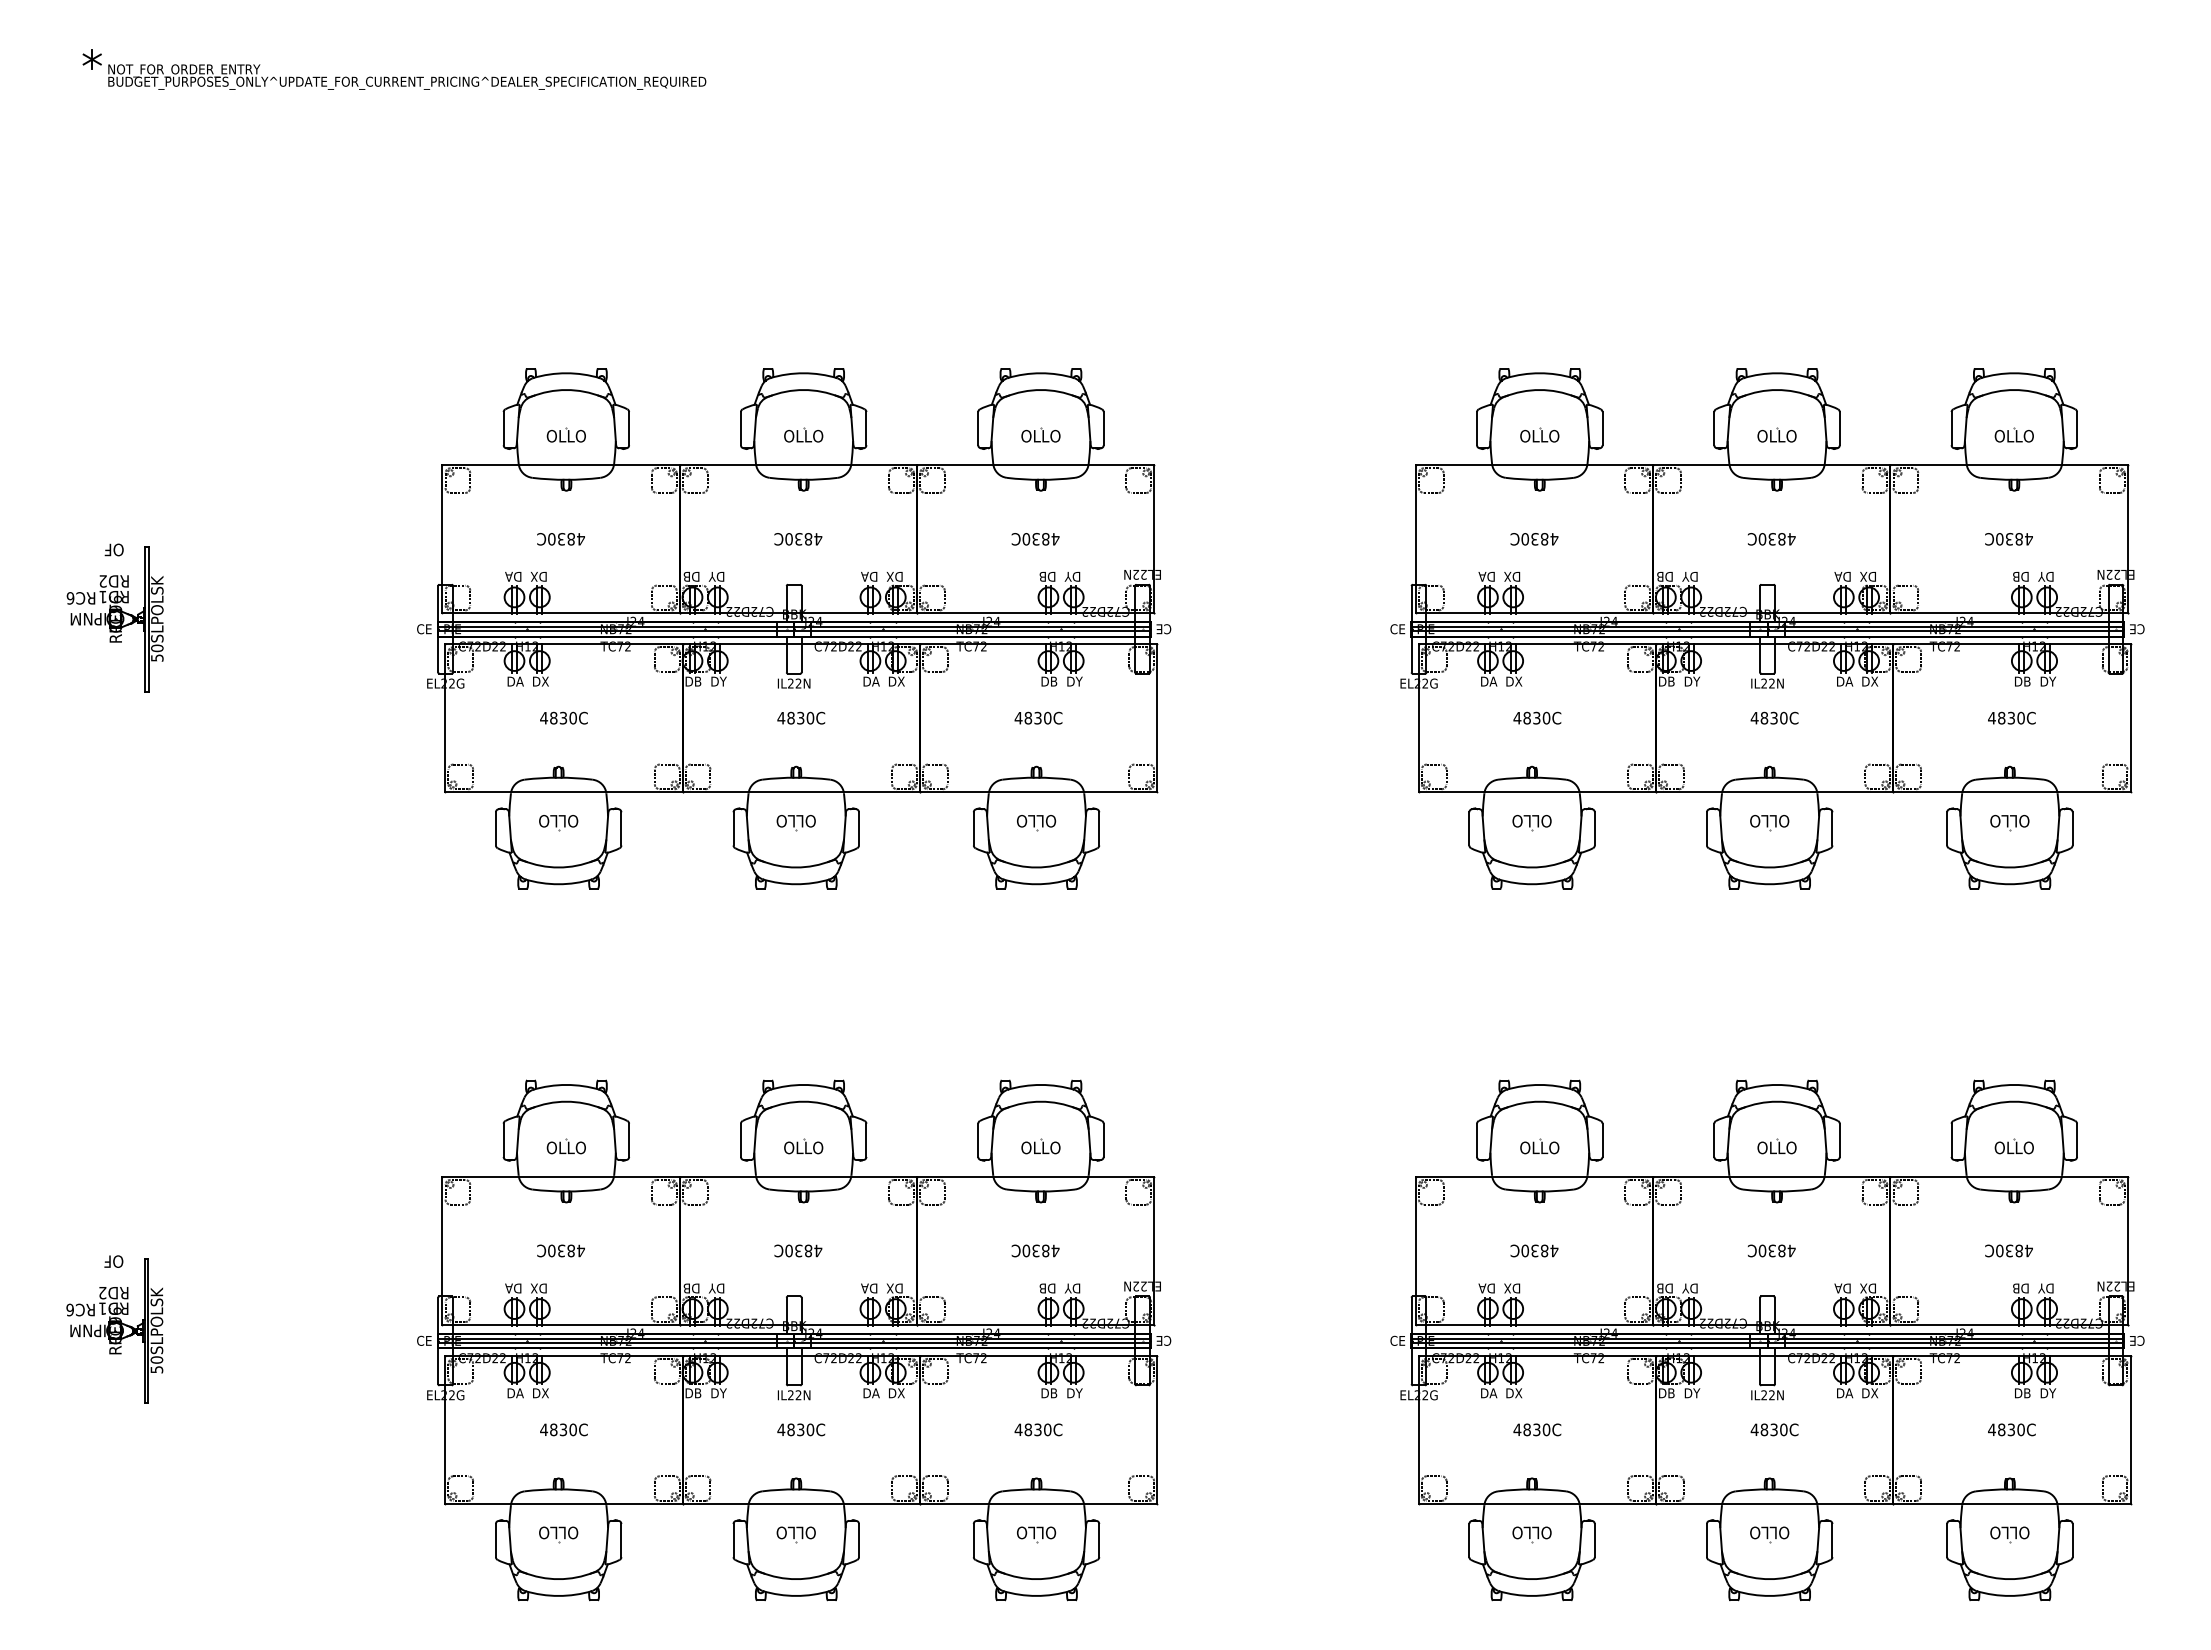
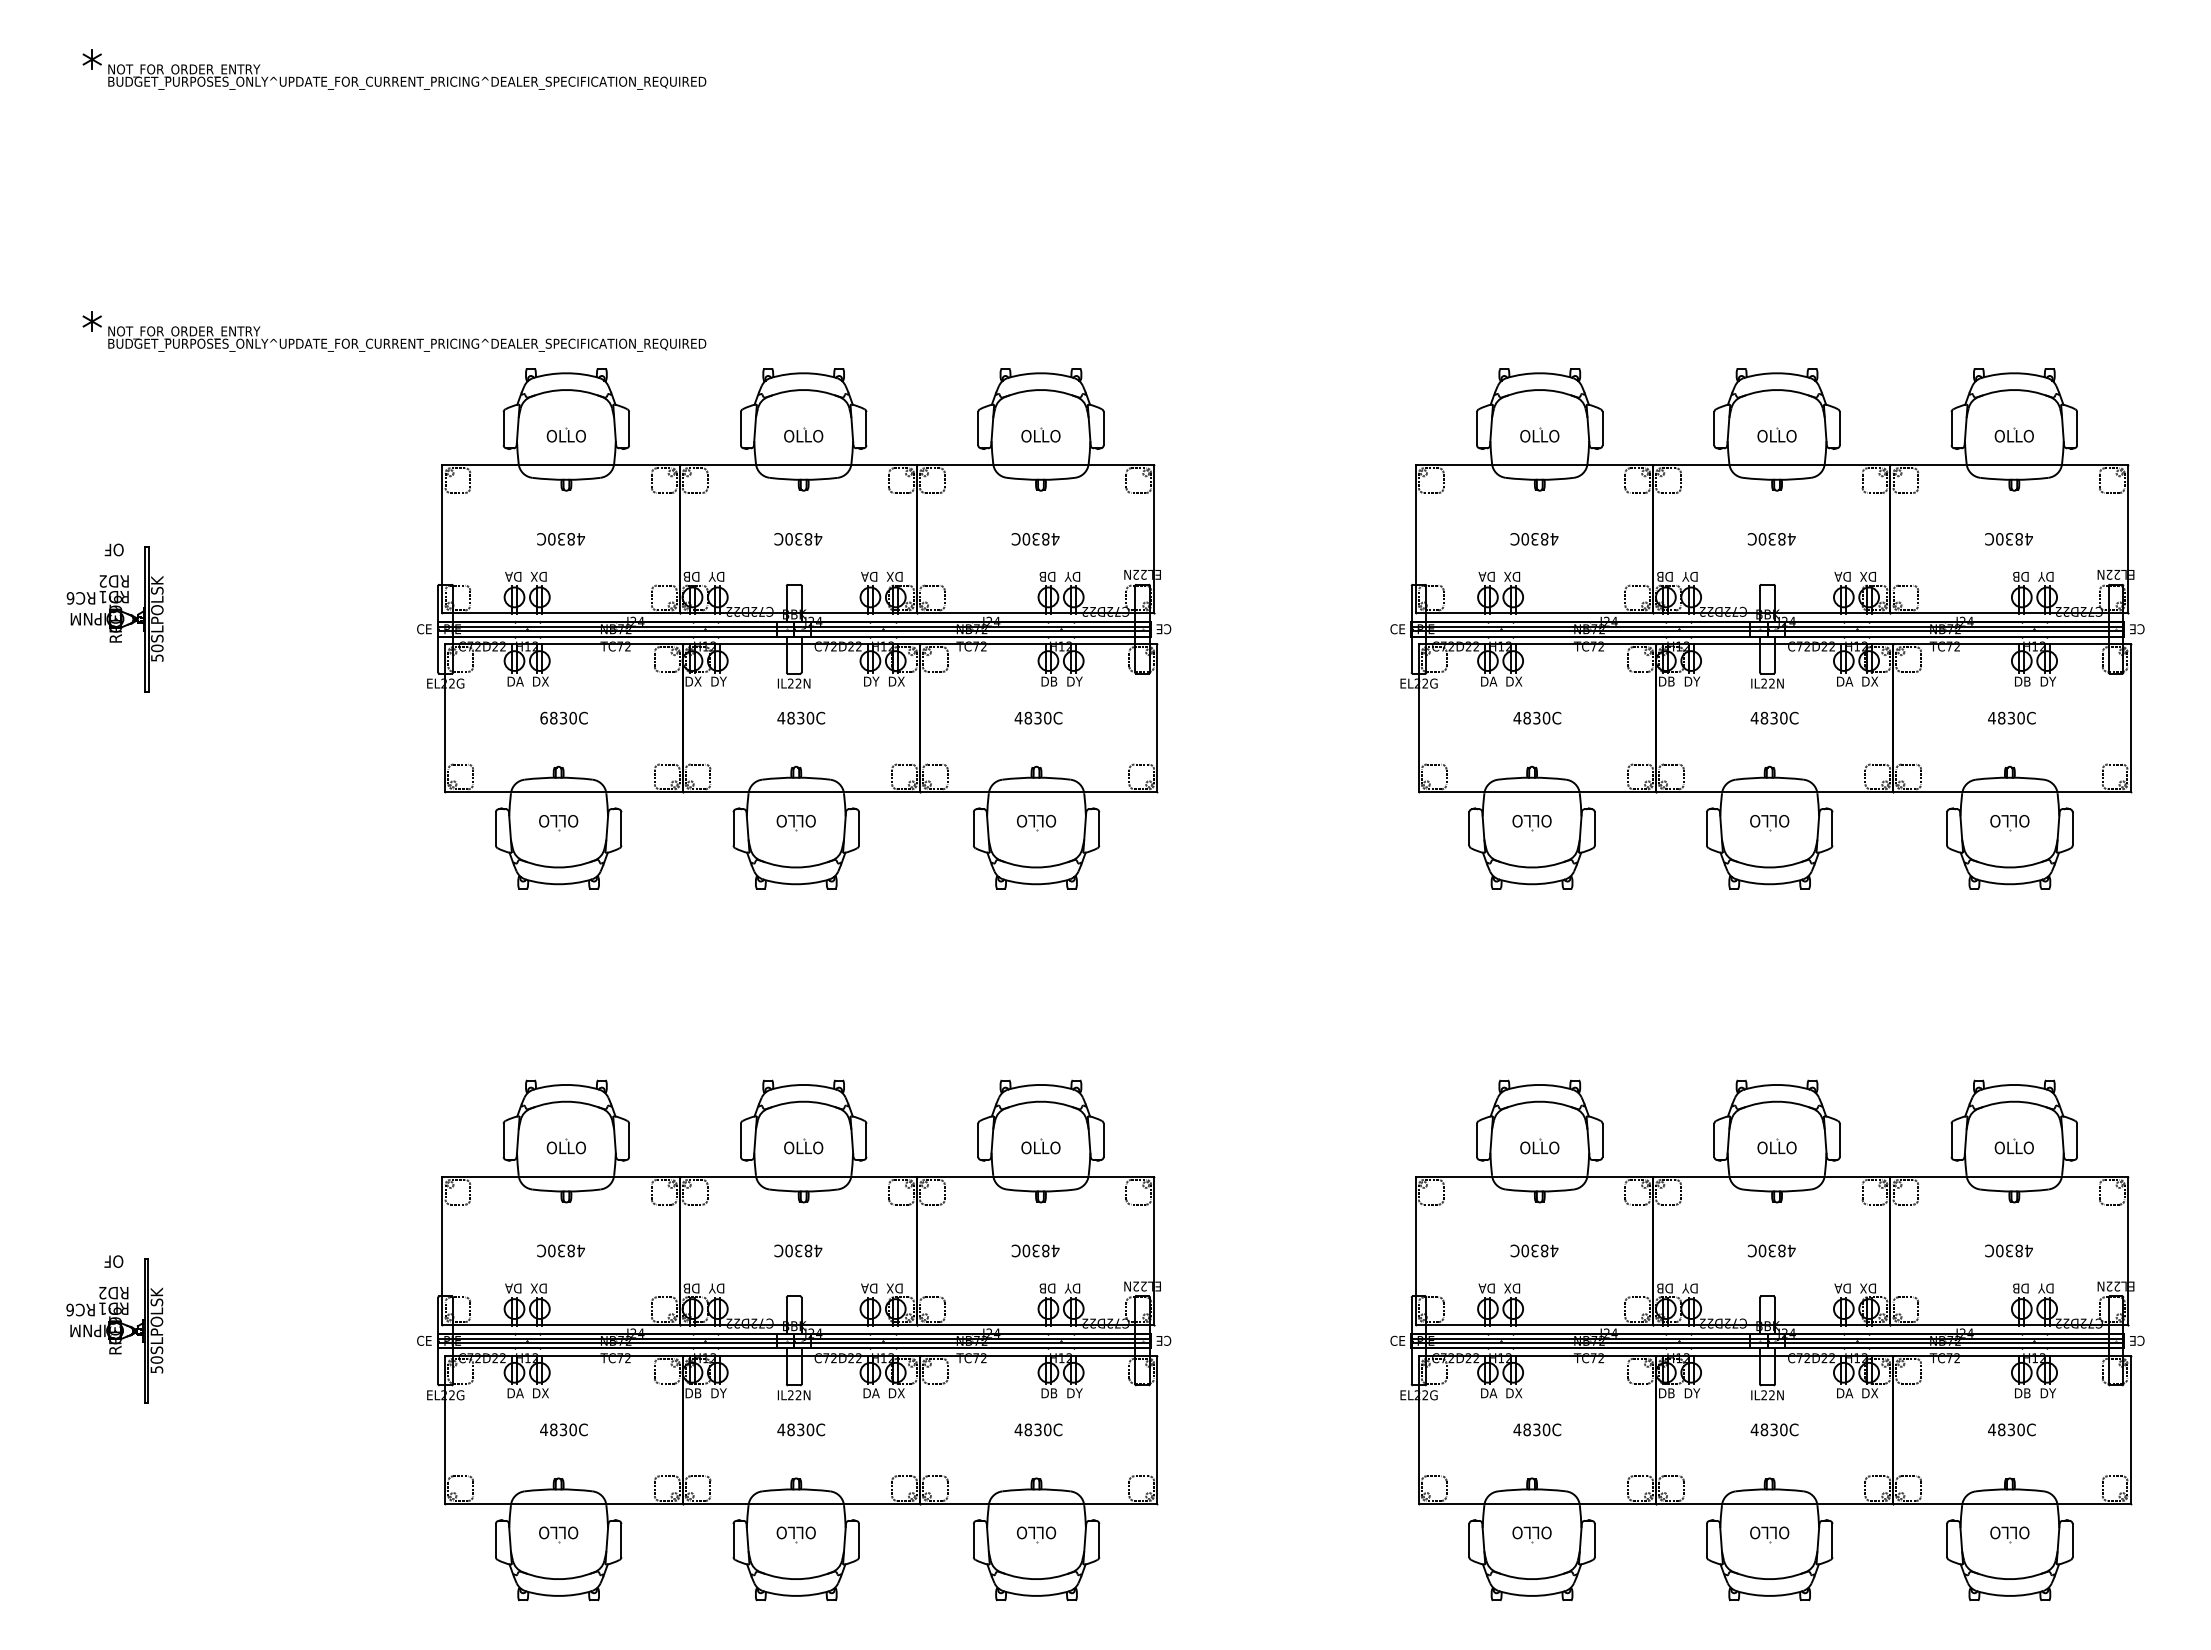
part: none -> present (394, 338)
text: DB -> DX (697, 681)
text: DA -> DY (871, 681)
text: 4830C -> 6830C (544, 717)
